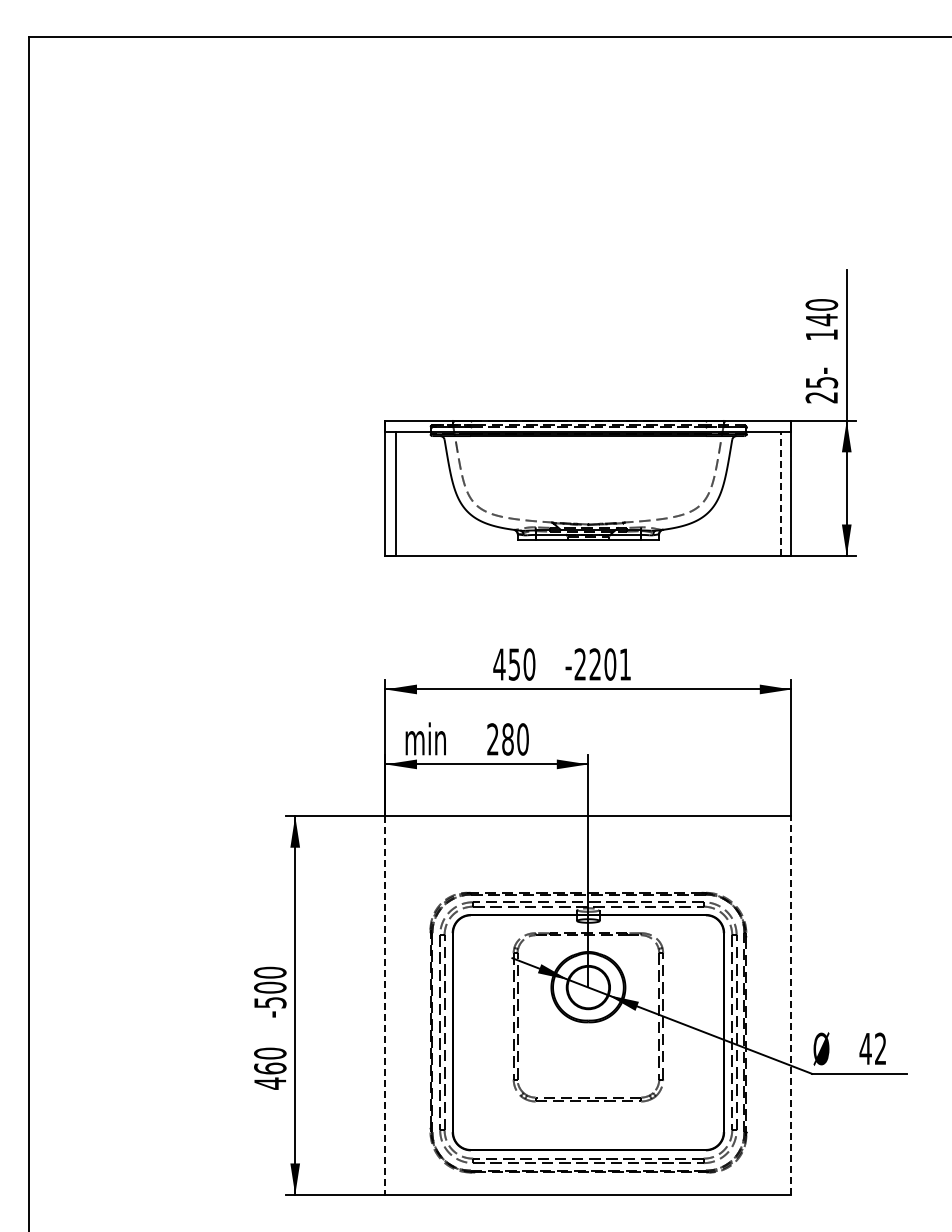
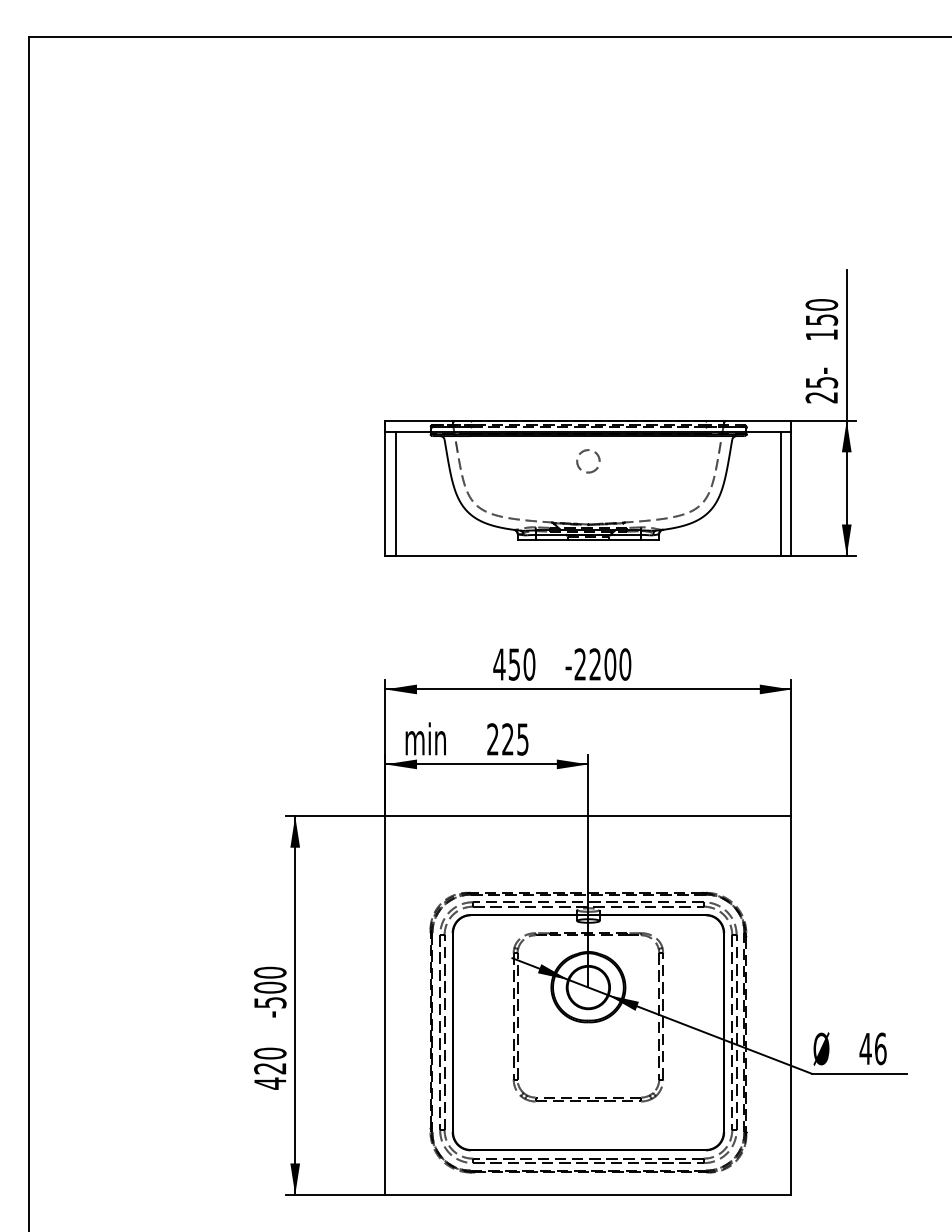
text: 140 -> 150 (822, 319)
part: none -> present (592, 470)
line: dashed -> solid (780, 493)
text: -2201 -> -2200 (625, 664)
text: 280 -> 225 (515, 739)
line: dashed -> solid (791, 1005)
line: dashed -> solid (385, 1006)
text: 42 -> 46 (880, 1048)
text: 460 -> 420 (270, 1068)
